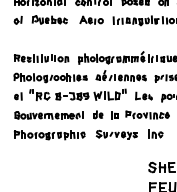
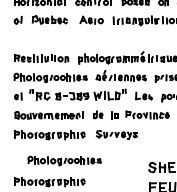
part: present -> none (155, 133)
part: none -> present (64, 160)
part: none -> present (49, 182)
